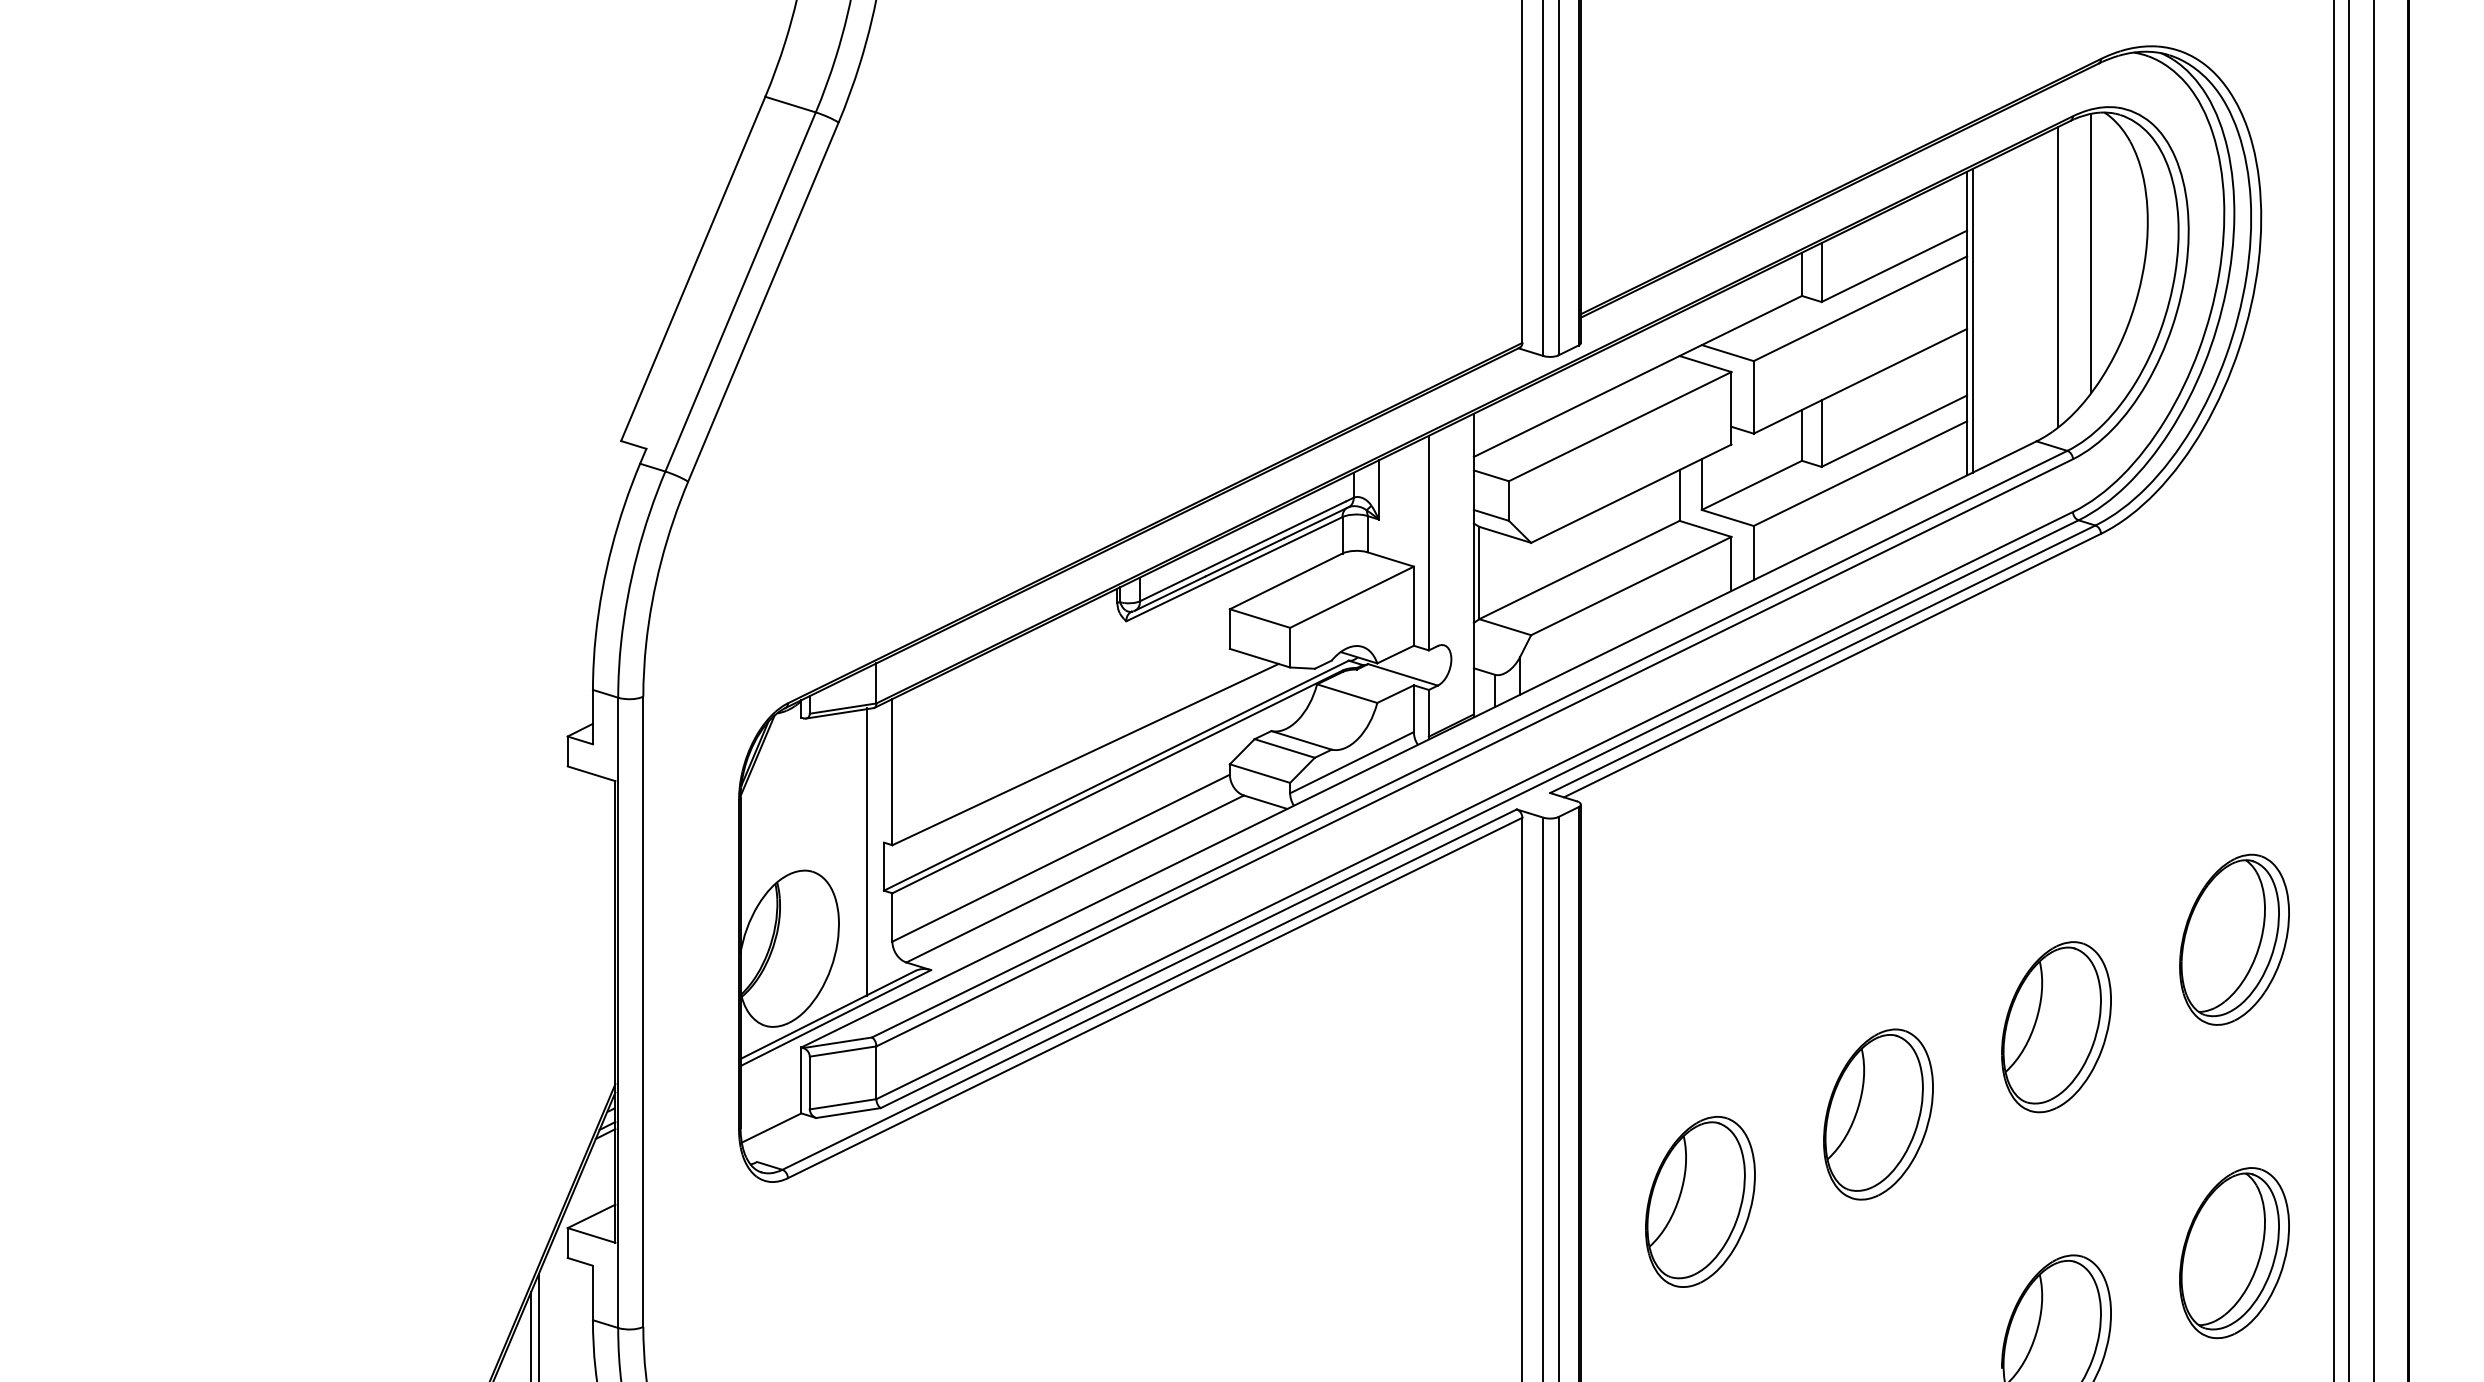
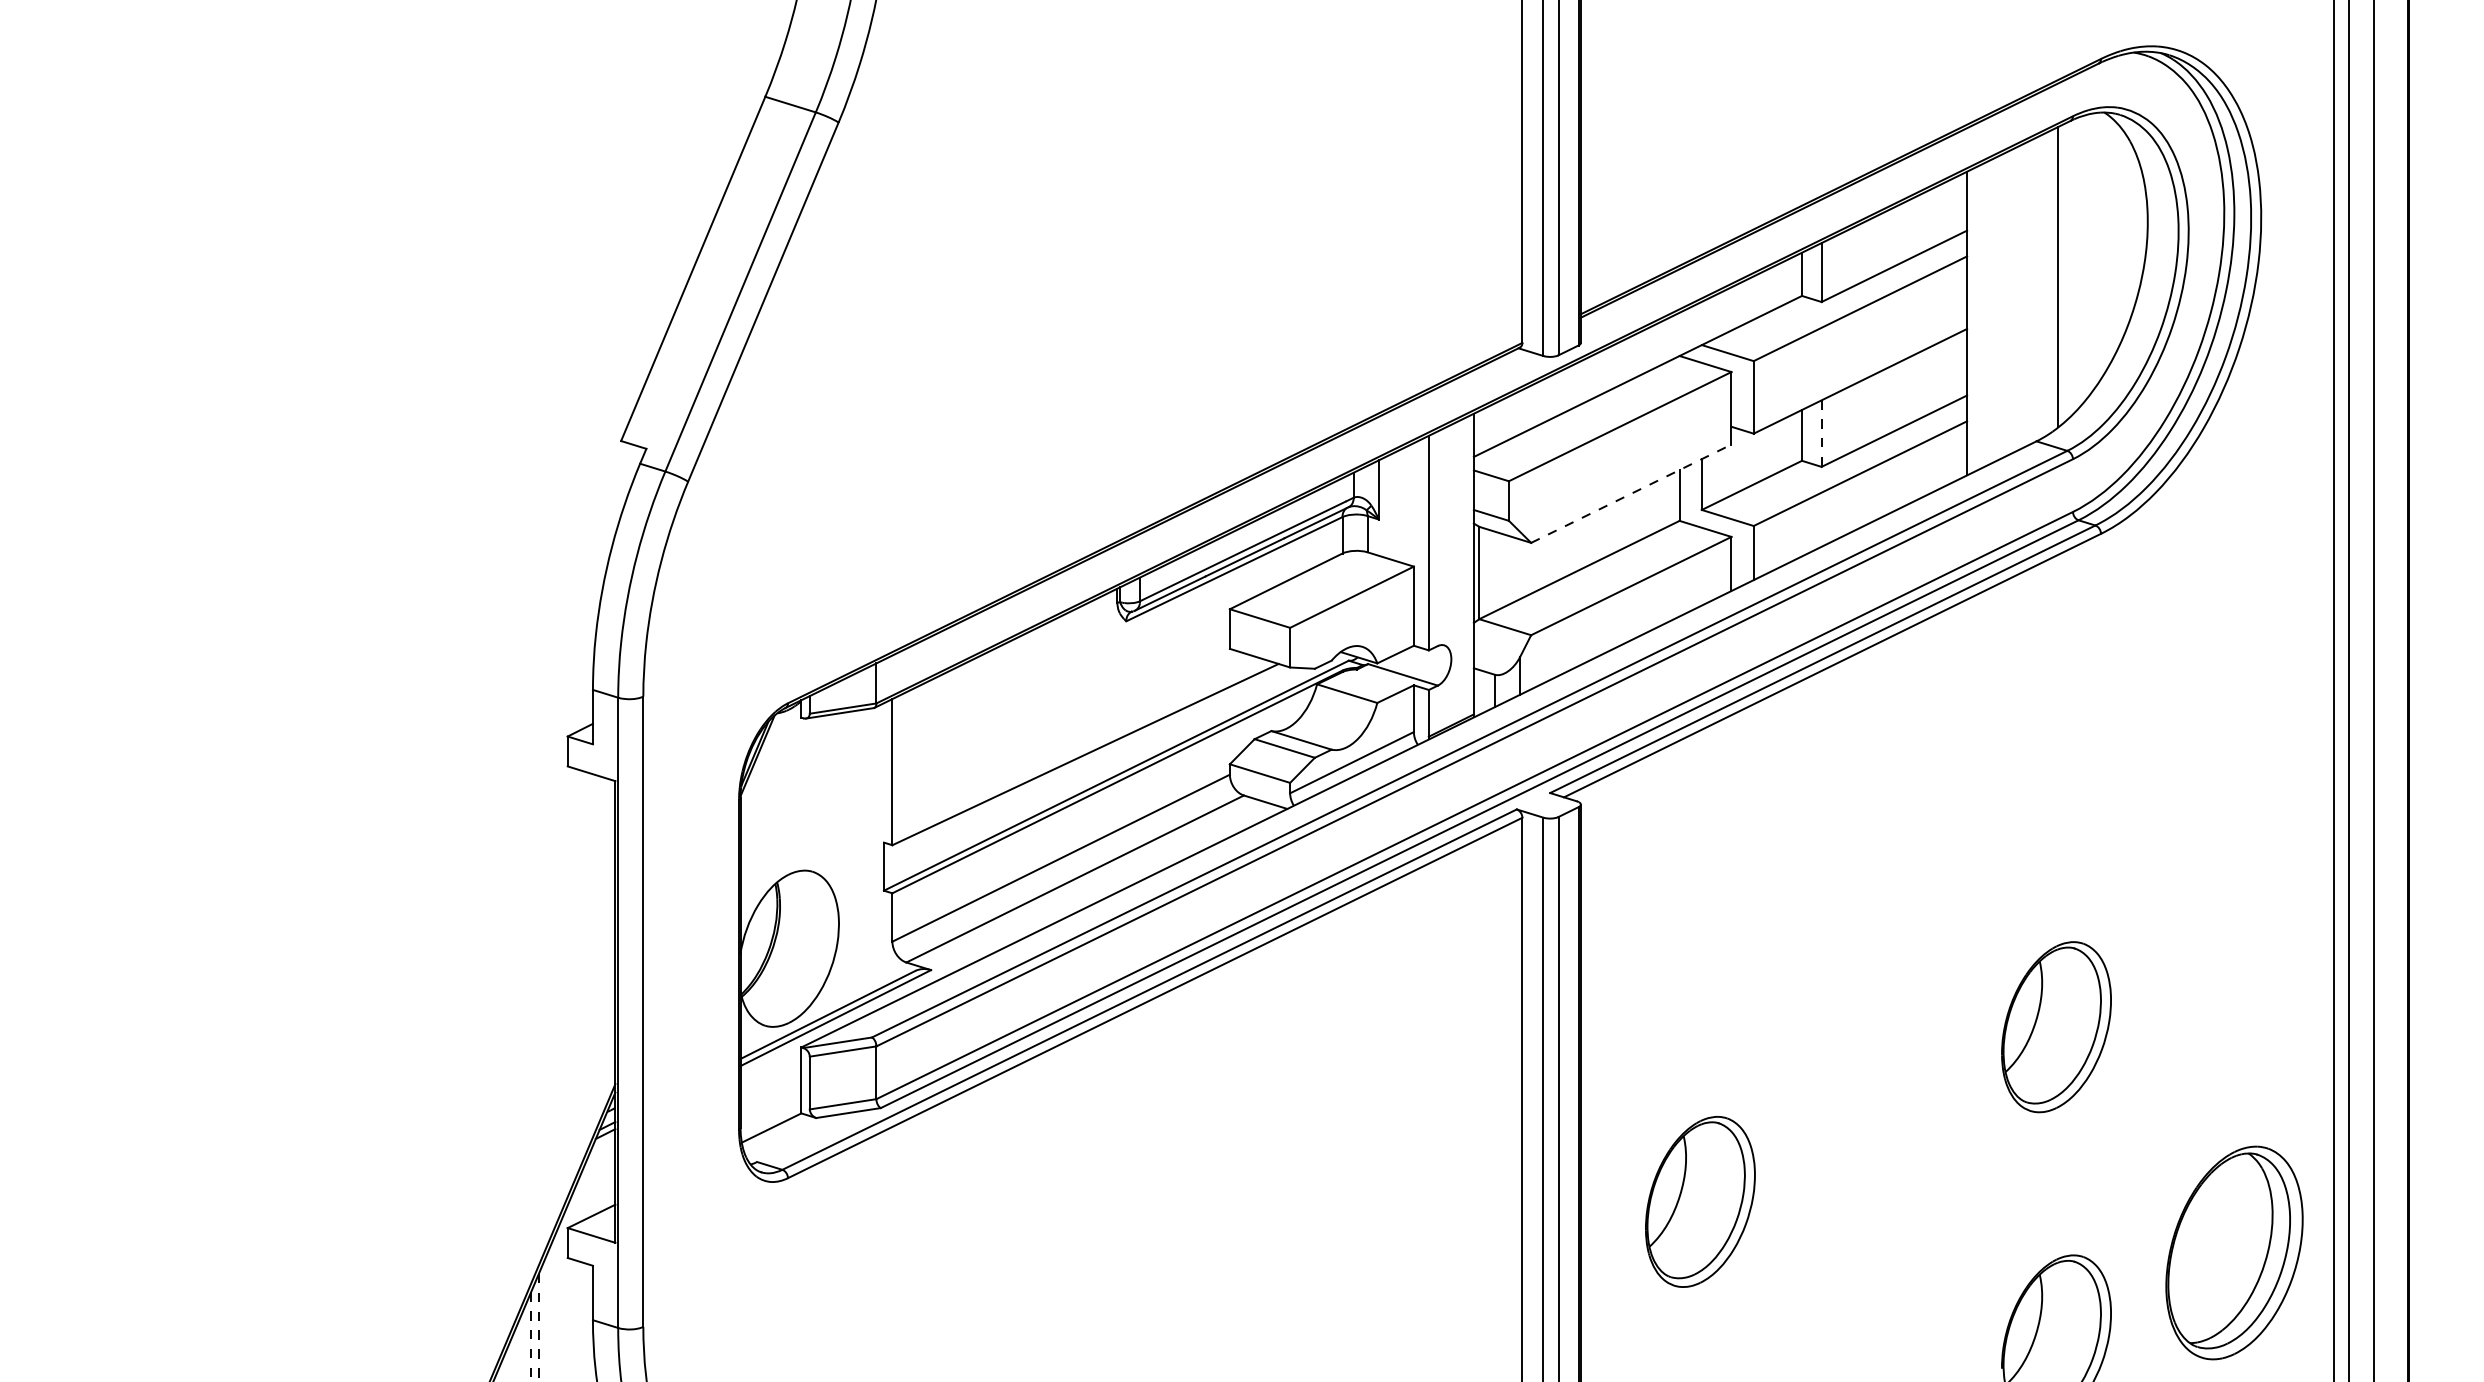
line: present -> none (2091, 253)
line: present -> none (1972, 320)
line: solid -> dashed (1821, 434)
line: solid -> dashed (1631, 493)
line: present -> none (866, 851)
part: present -> none (2234, 939)
part: present -> none (1878, 1114)
part size: 111x173 px -> 139x216 px (2234, 1252)
line: solid -> dashed (538, 1327)
line: solid -> dashed (531, 1337)
